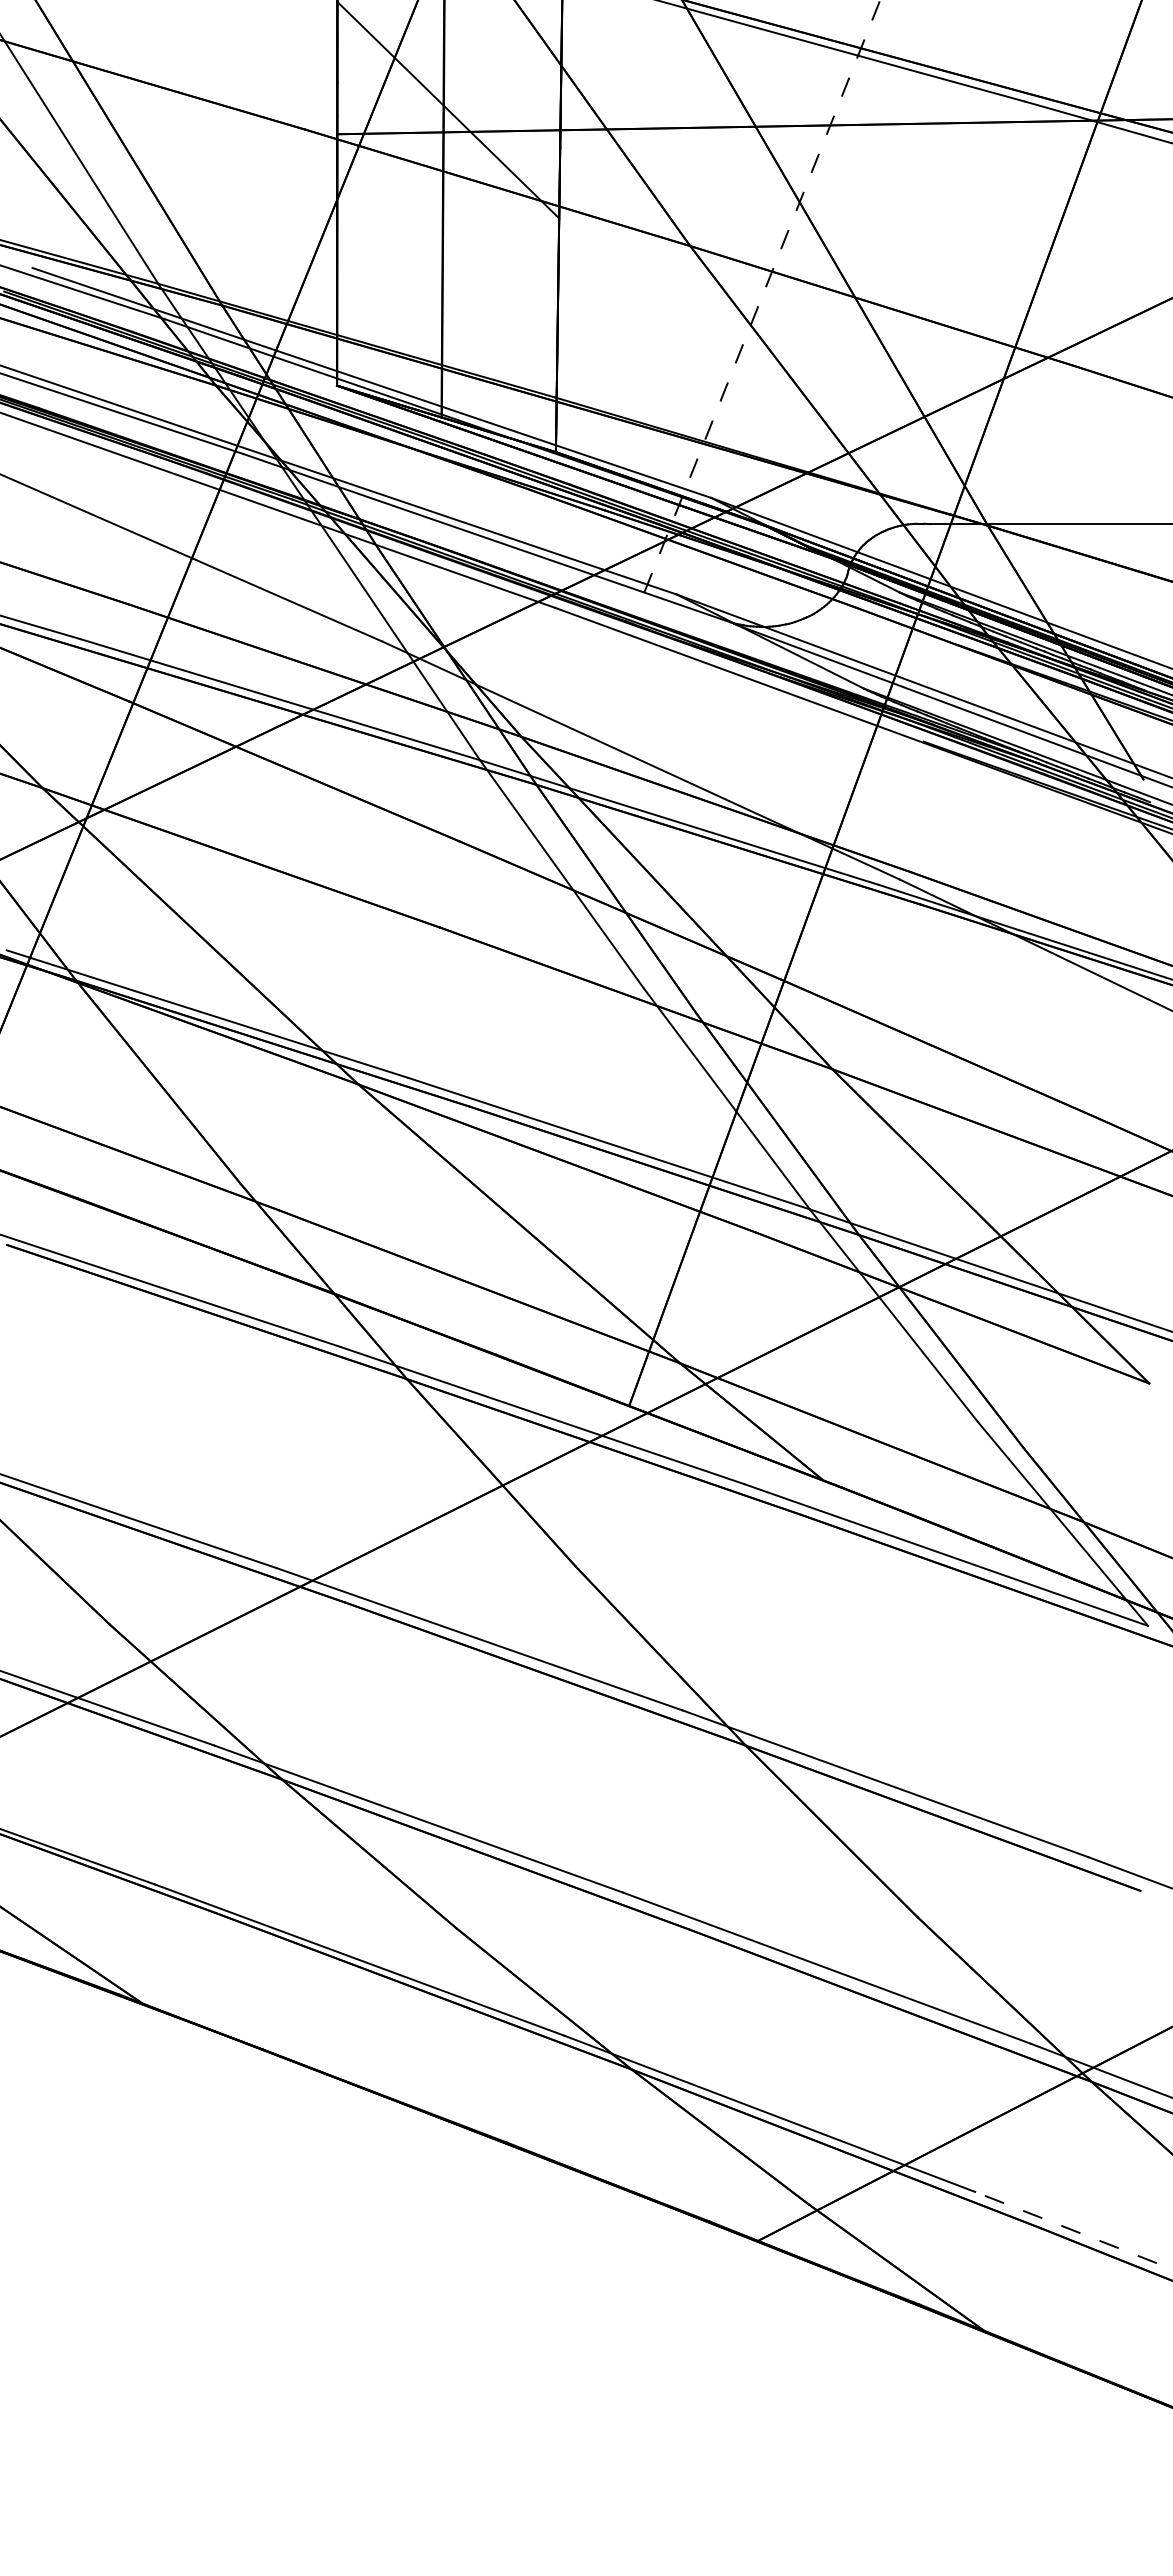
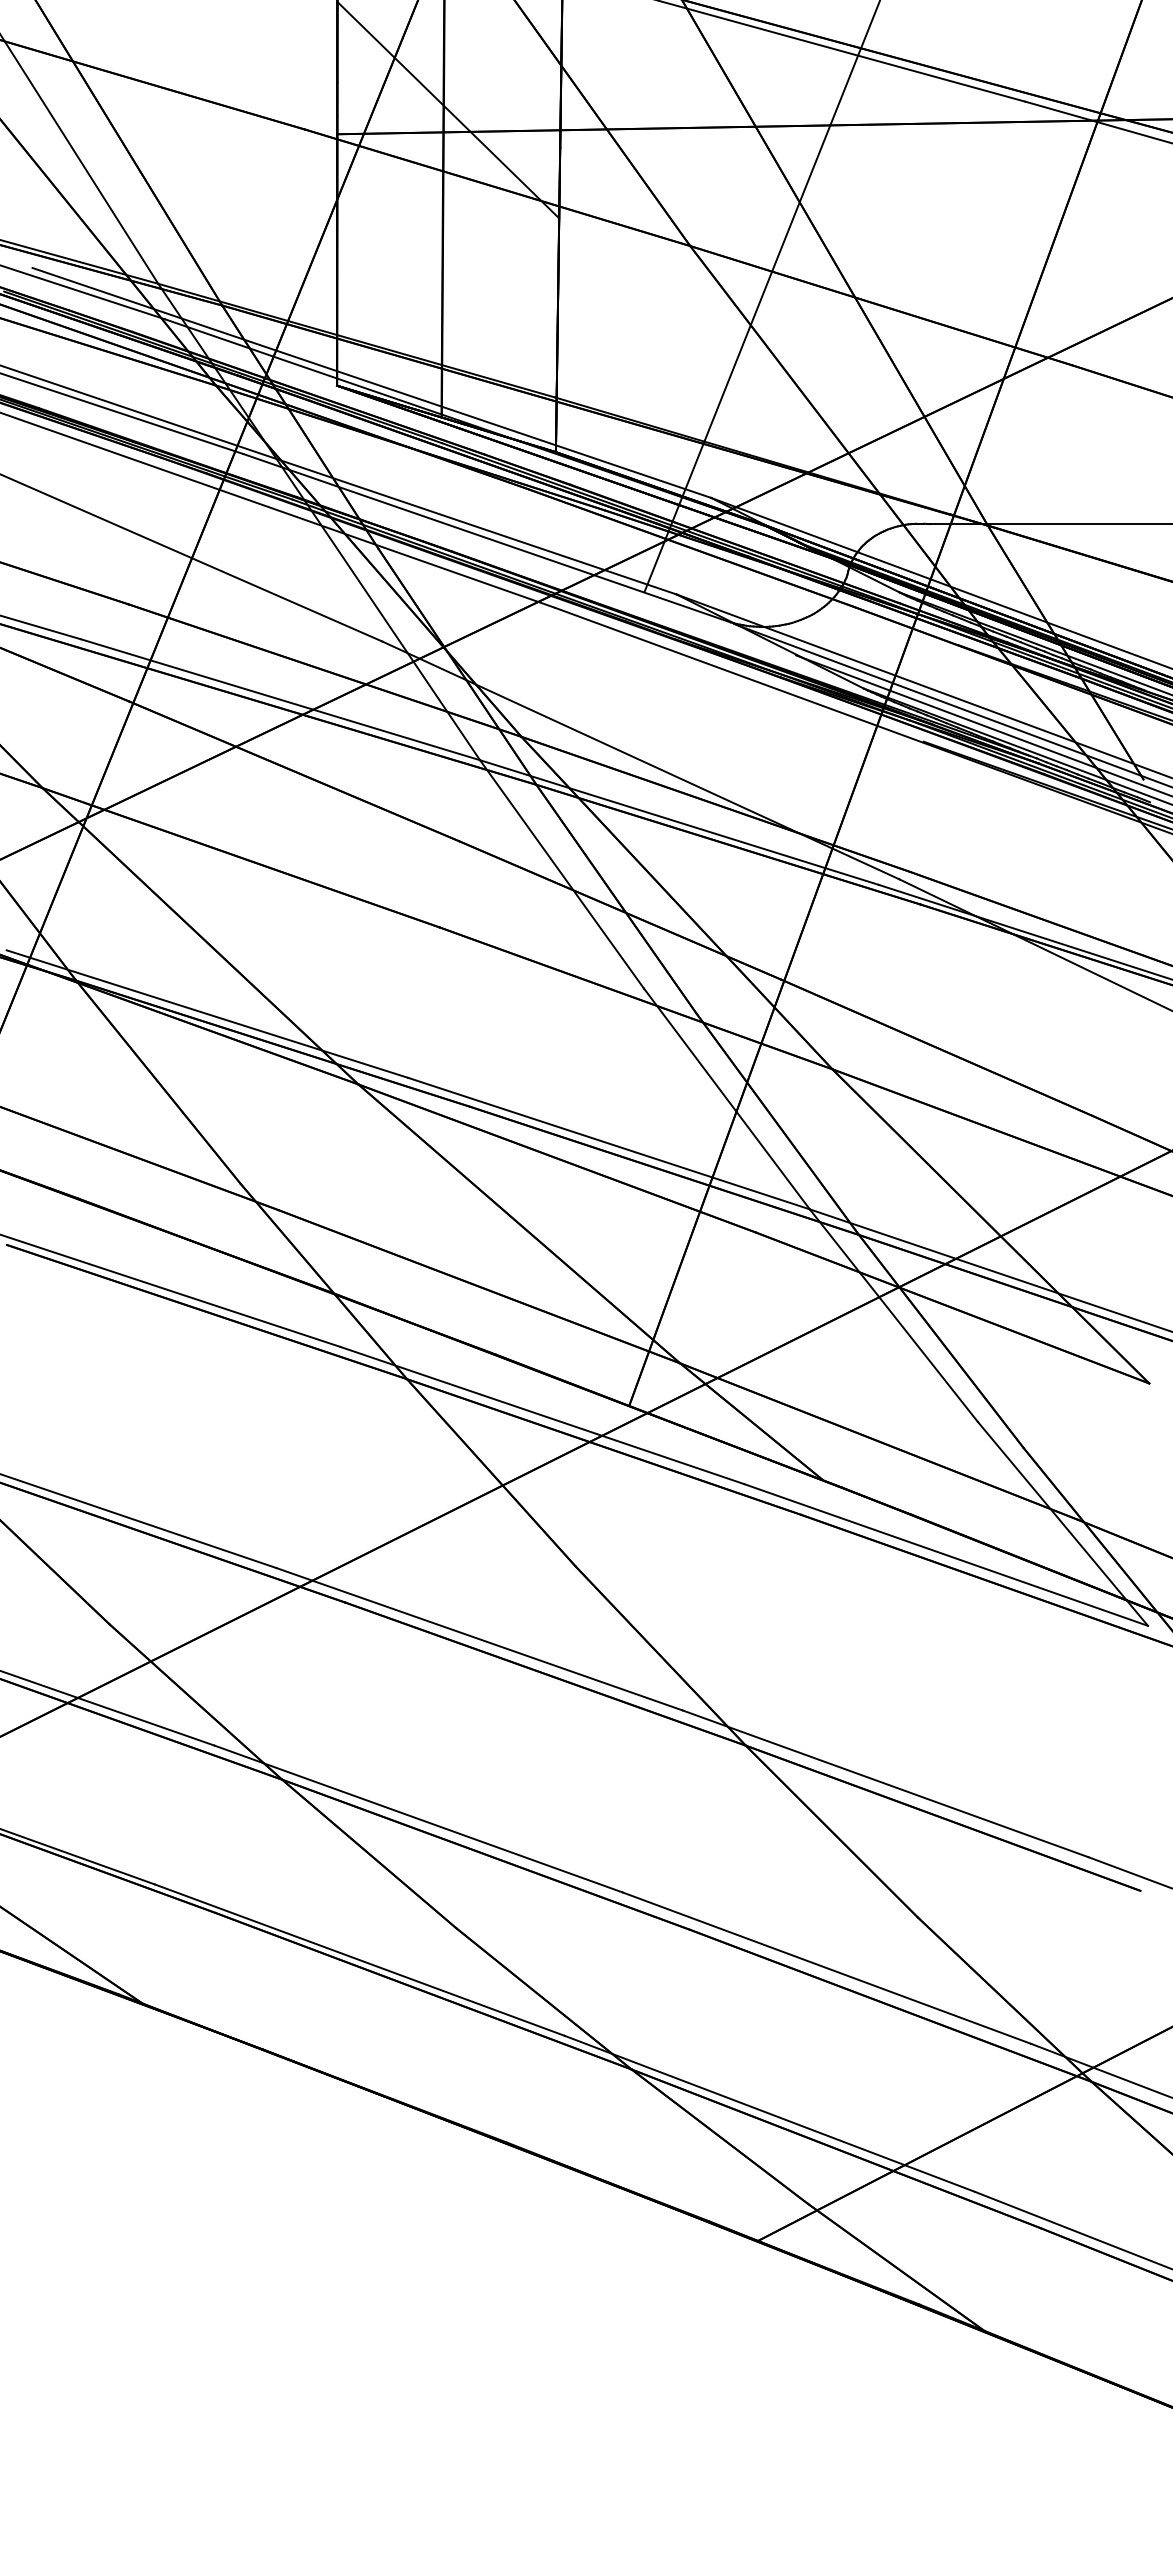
line: dashed -> solid (762, 295)
line: none -> present (982, 725)
line: dashed -> solid (1073, 2230)
